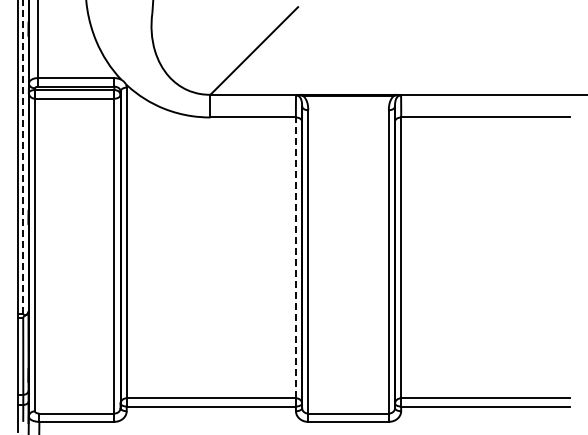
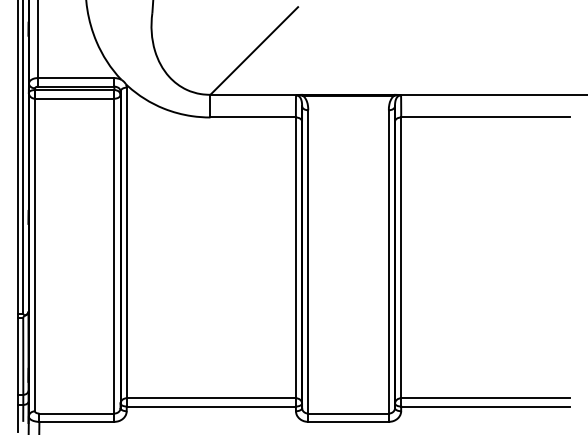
line: dashed -> solid (23, 156)
line: dashed -> solid (295, 257)
